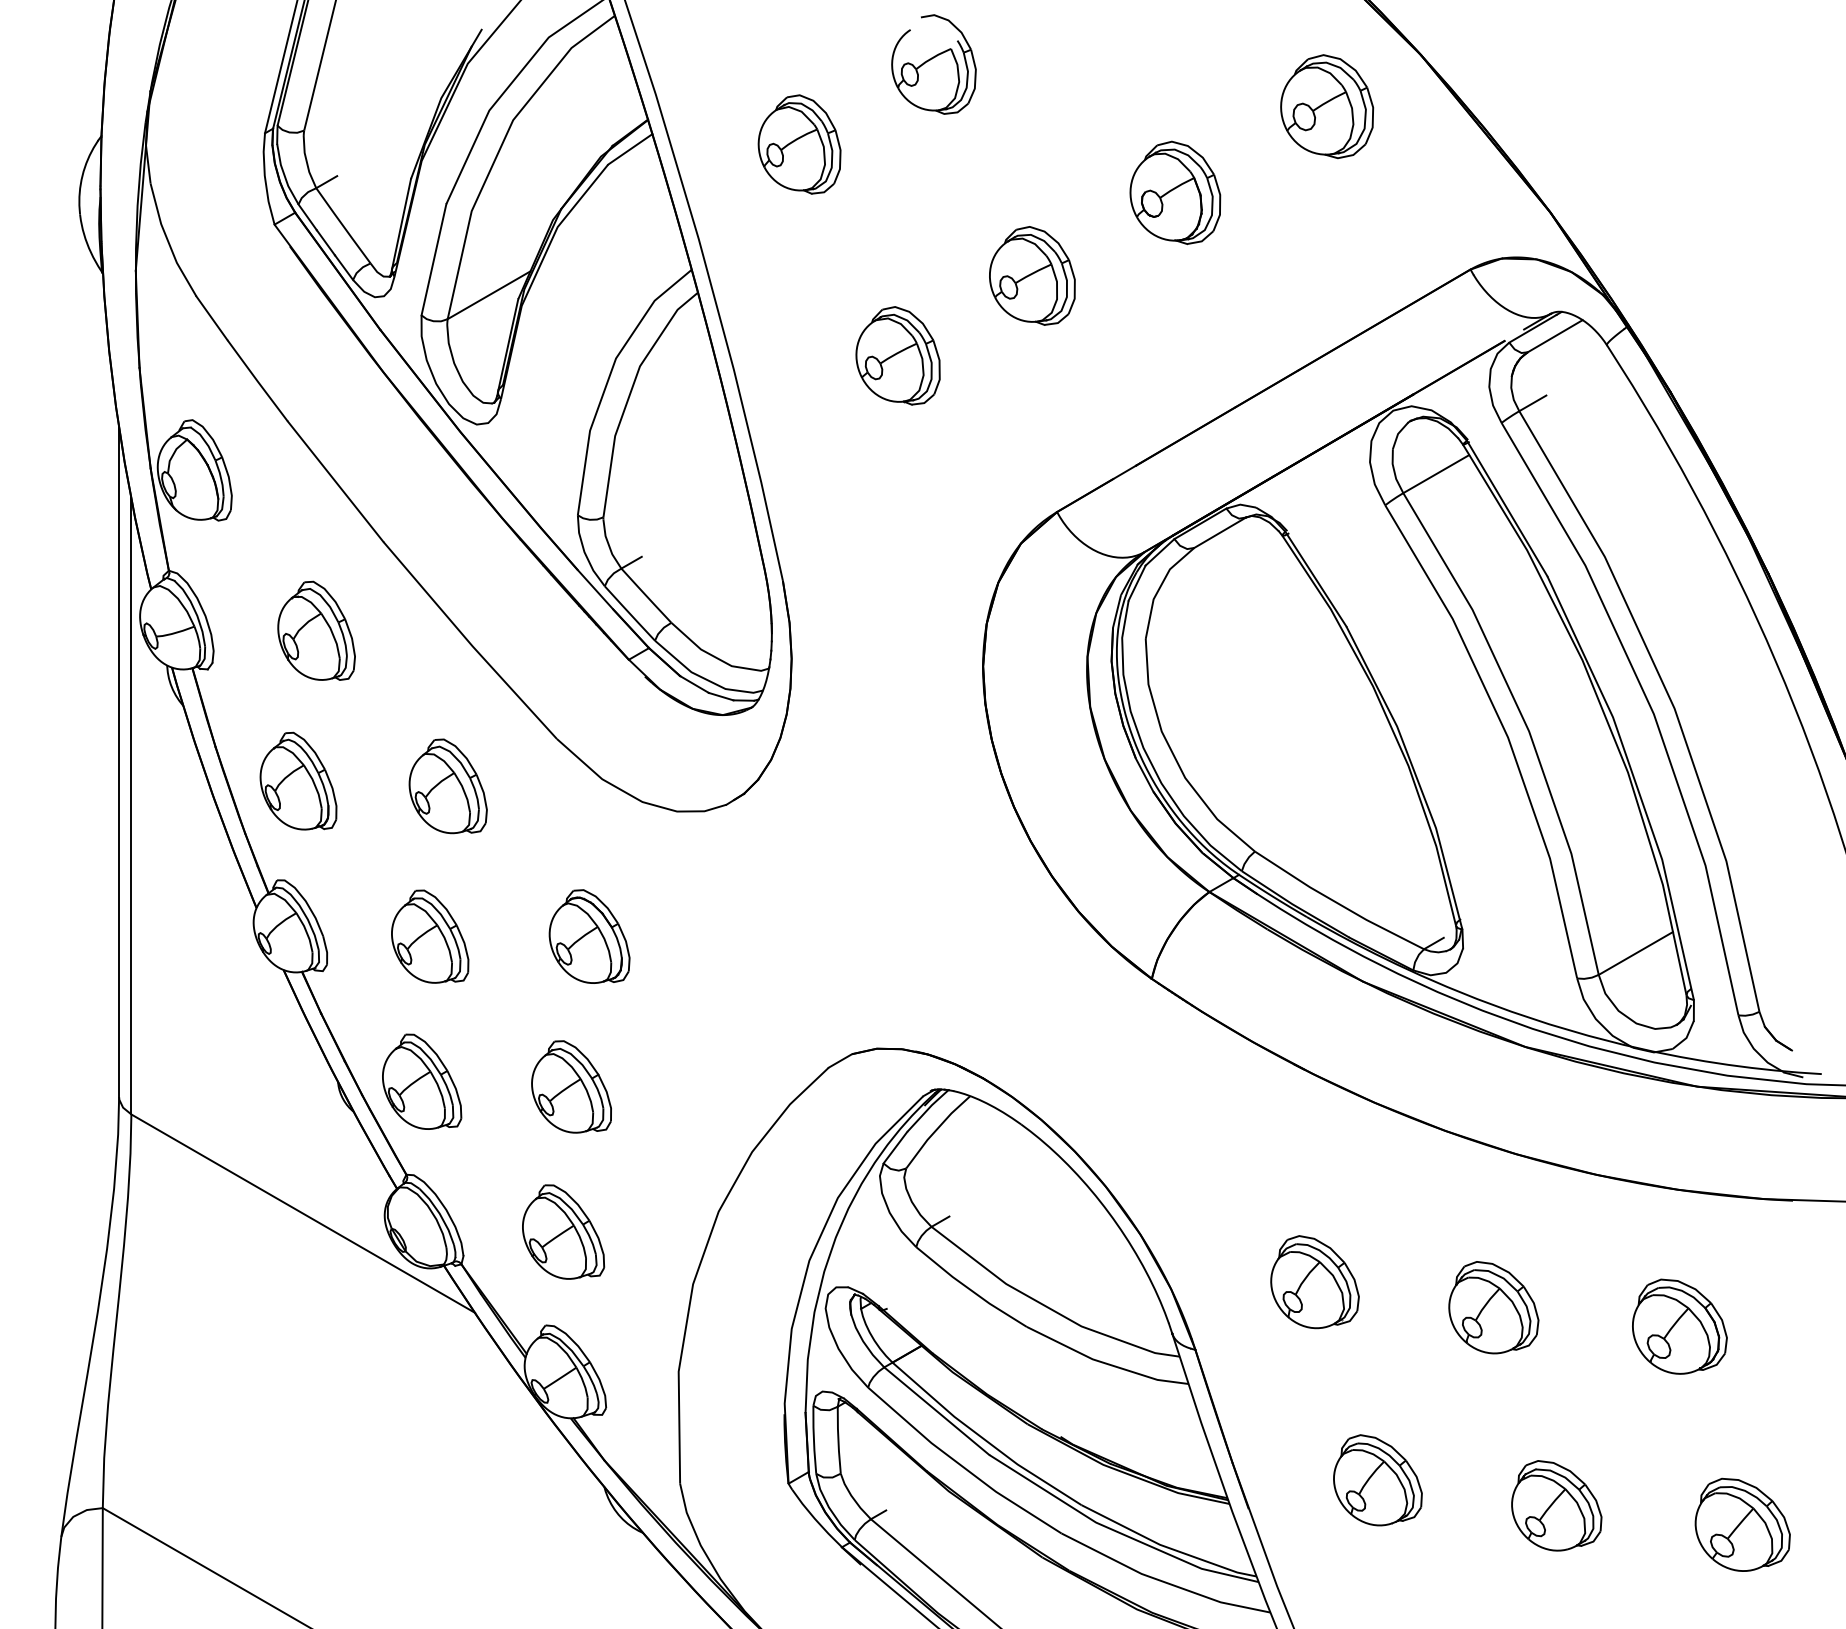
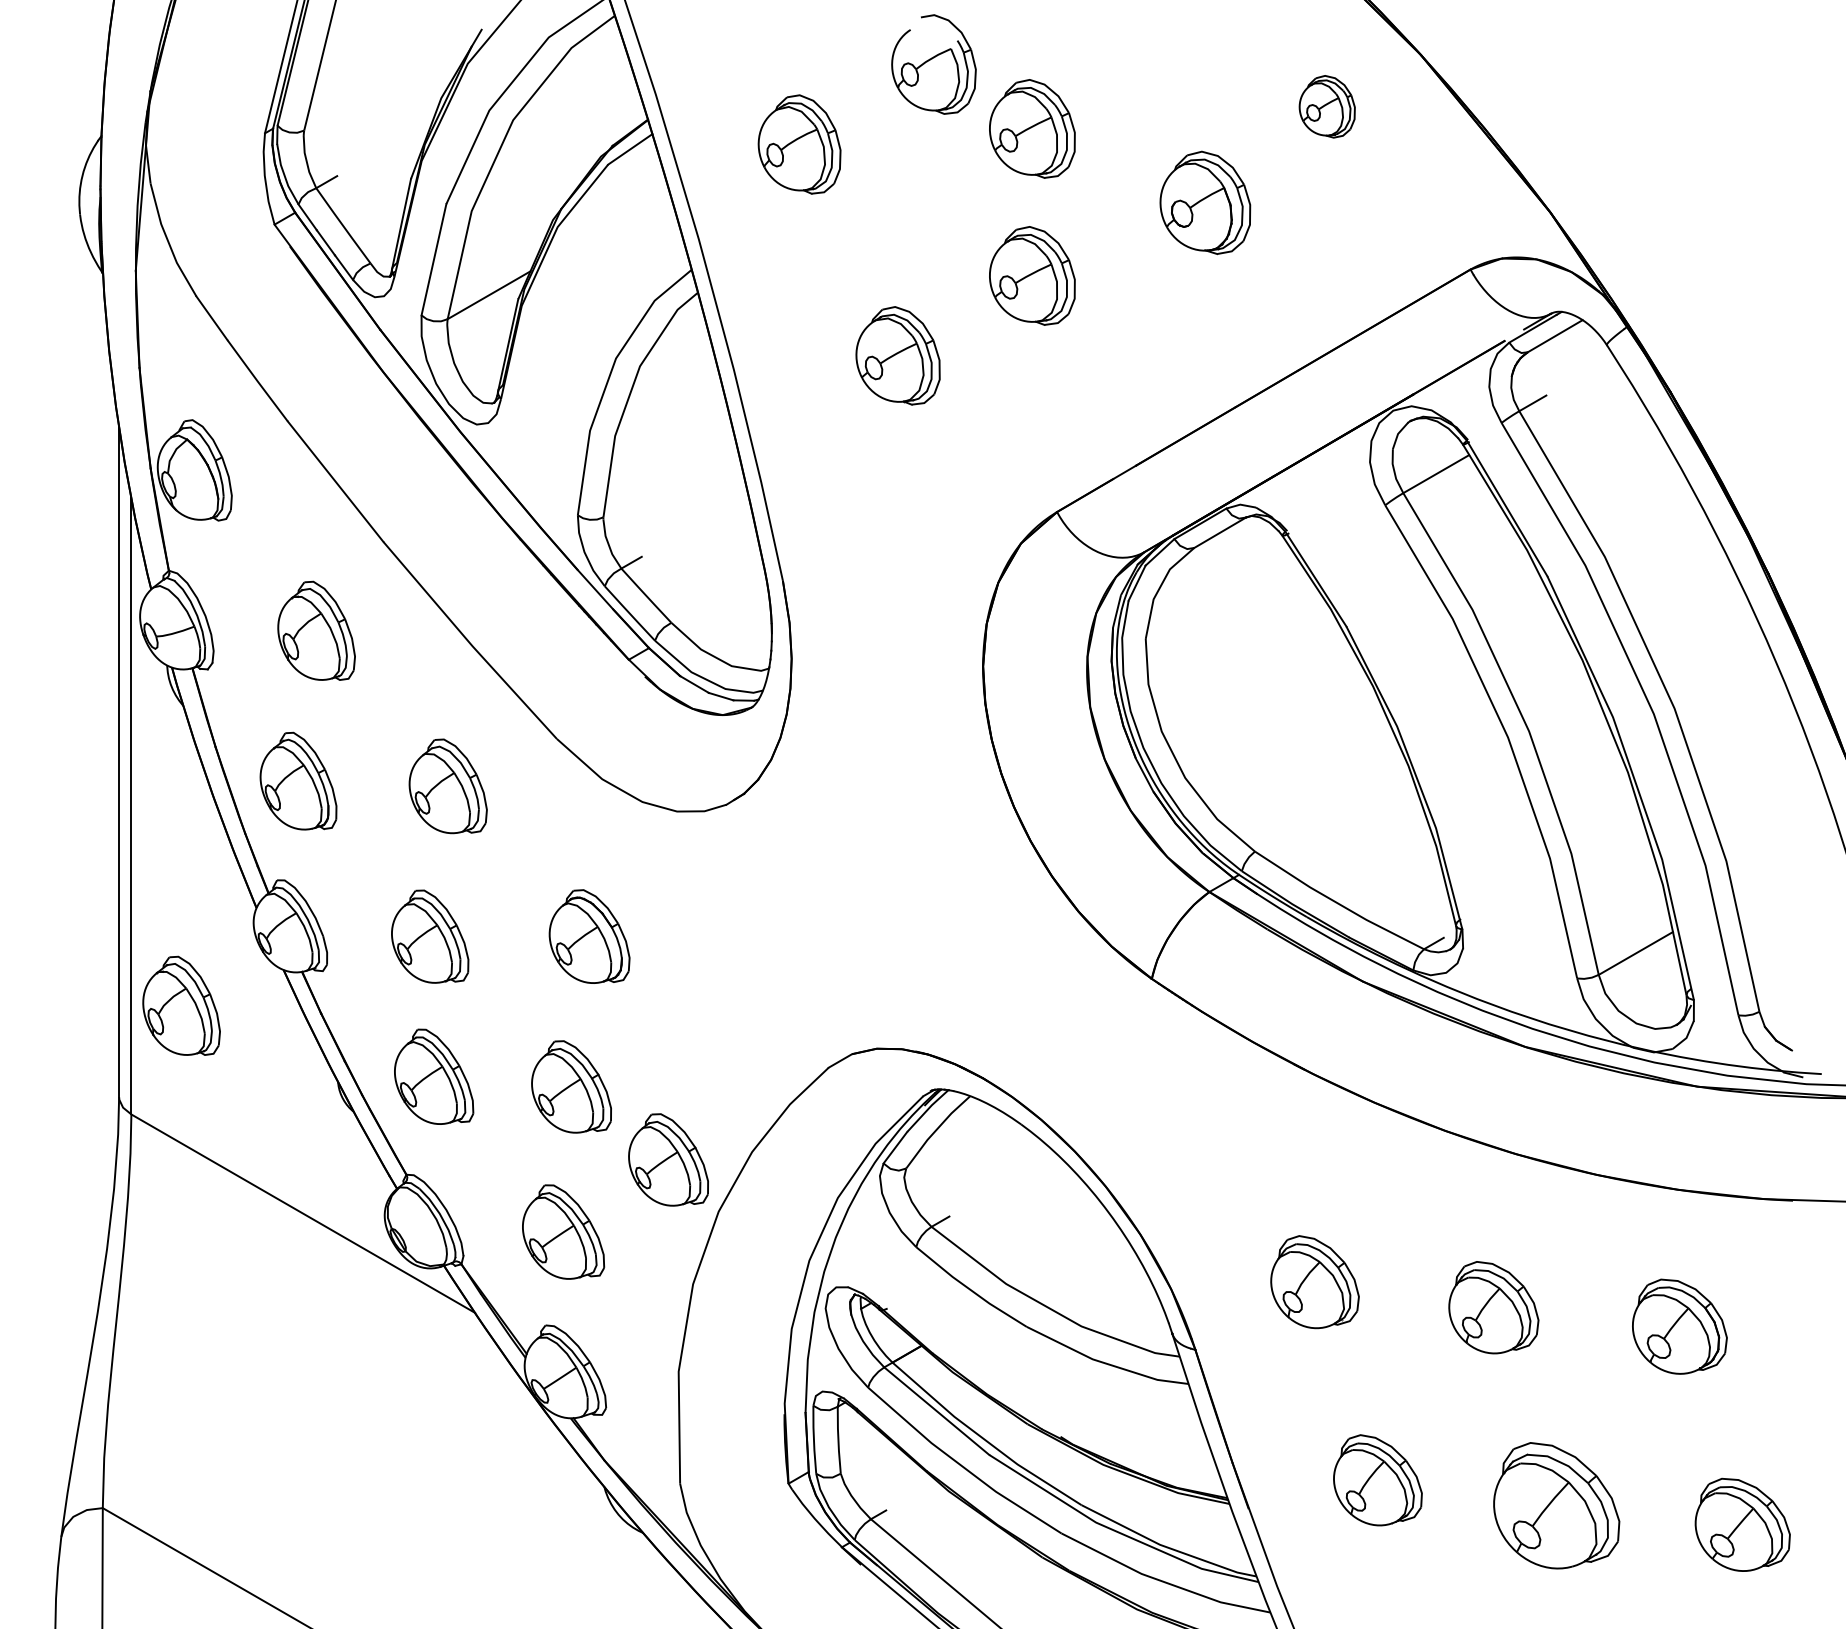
part size: 95x106 px -> 58x64 px (1326, 106)
part: none -> present (1032, 128)
part position: (1175, 192) -> (1205, 202) (1205, 202)
part: none -> present (181, 1005)
part position: (422, 1081) -> (434, 1076) (434, 1076)
part: none -> present (668, 1159)
part size: 92x92 px -> 128x128 px (1556, 1505)
